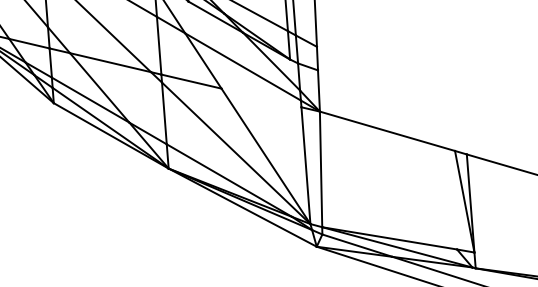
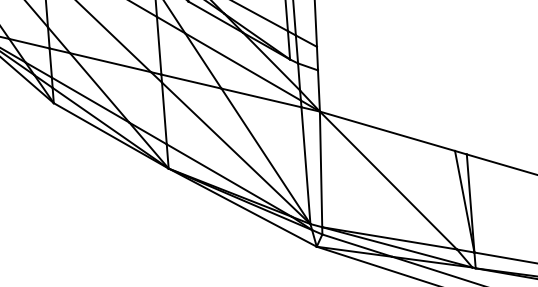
line: none -> present (261, 97)
line: none -> present (388, 180)
line: none -> present (504, 257)
